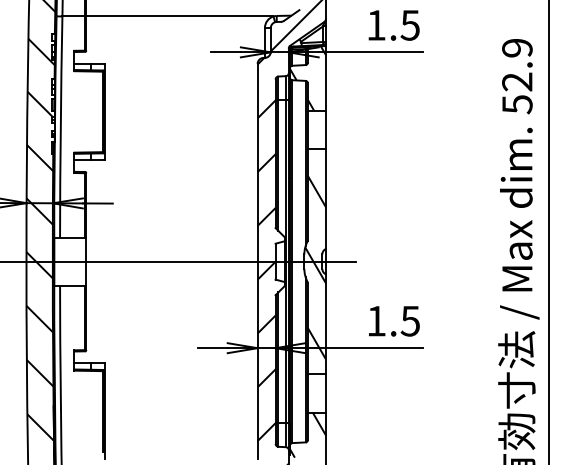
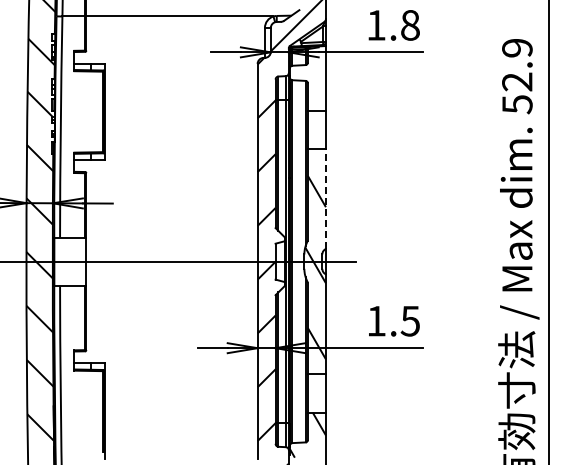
text: 1.5 -> 1.8 (409, 25)
hatch: present -> none (307, 78)
line: solid -> dashed (325, 199)
